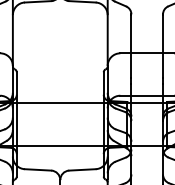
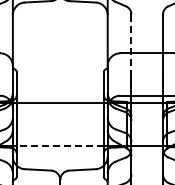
line: solid -> dashed (131, 46)
line: solid -> dashed (59, 145)
